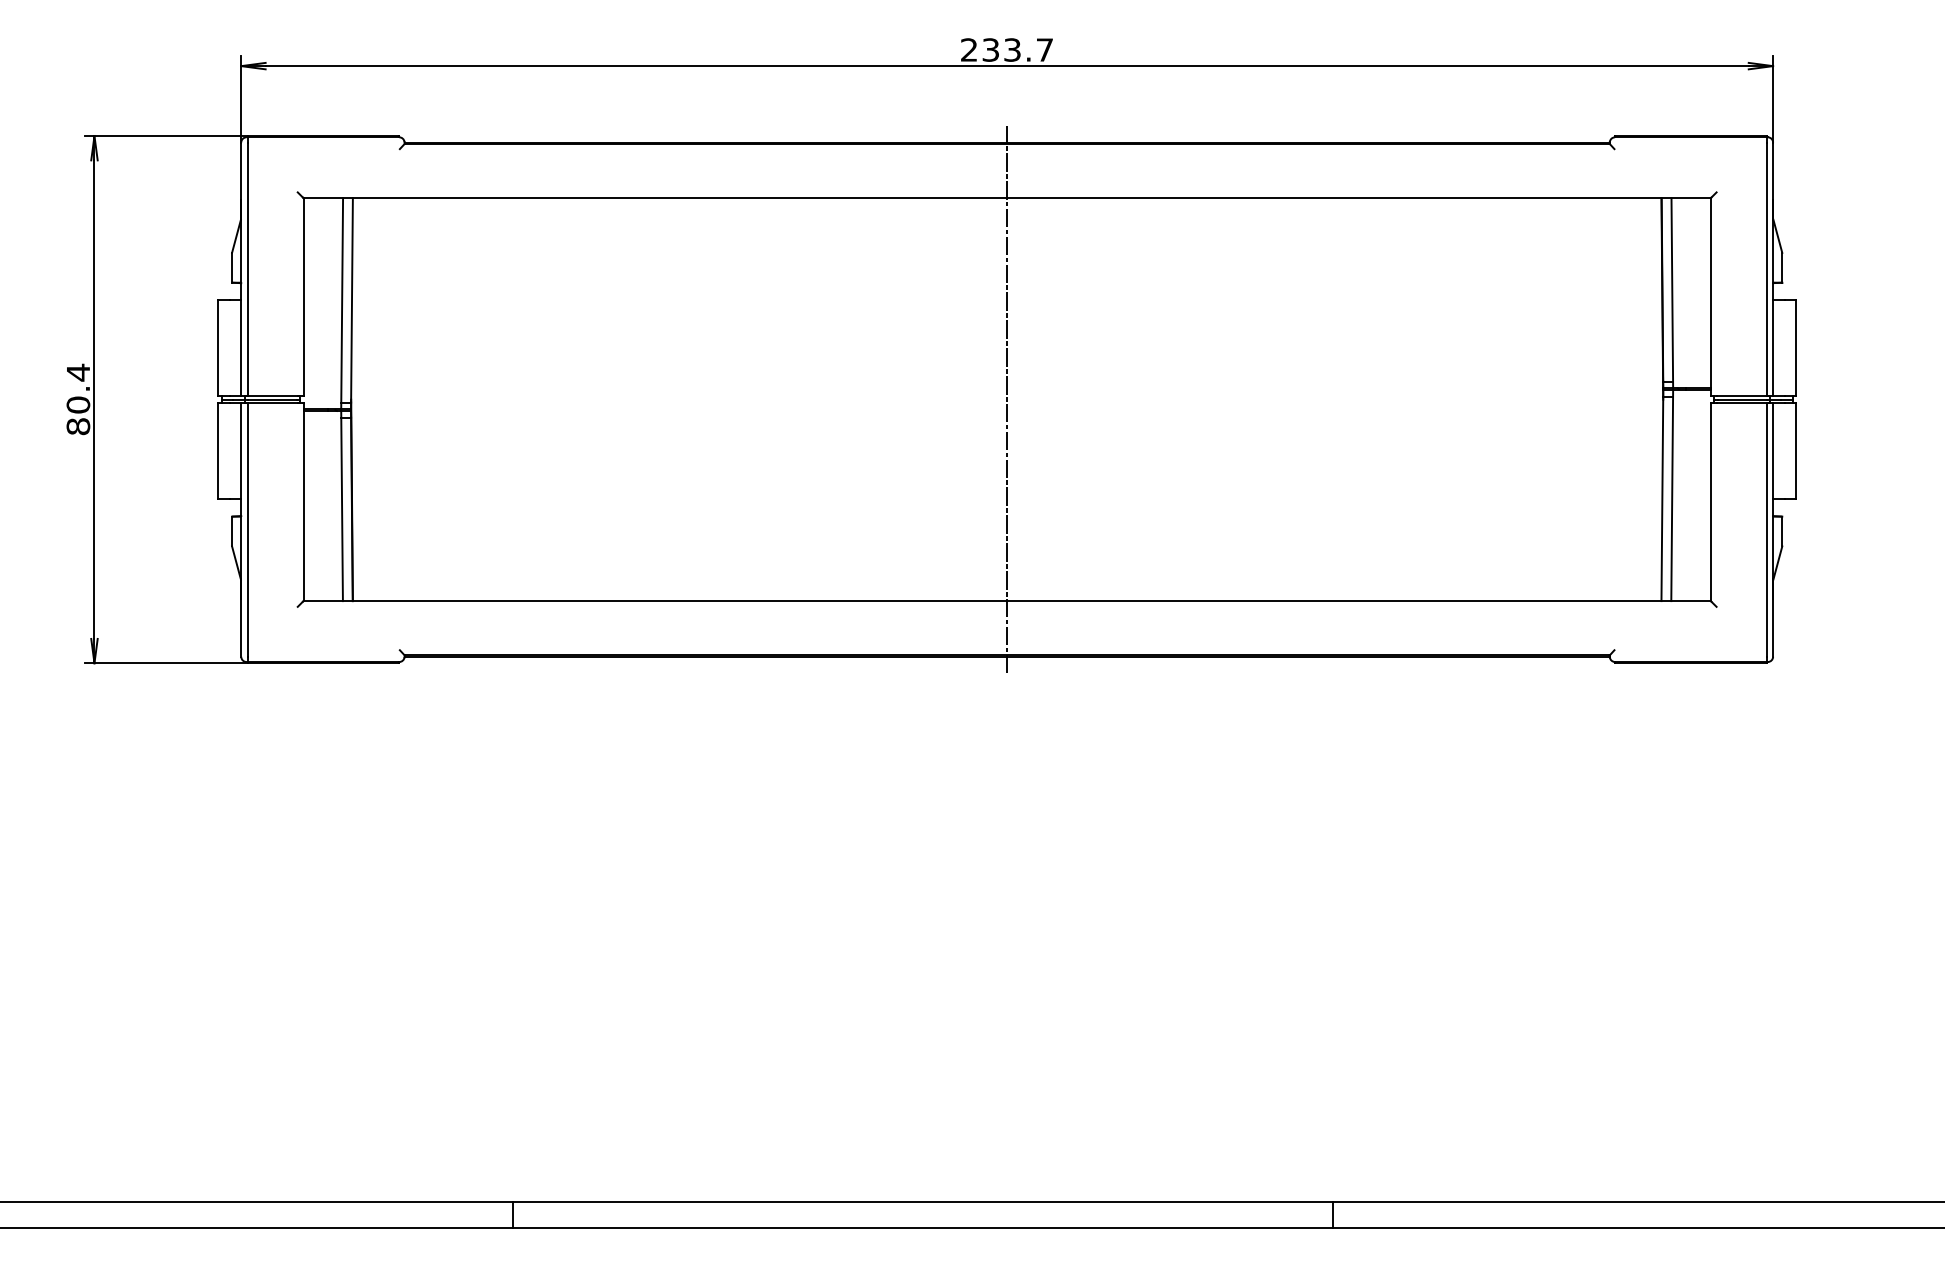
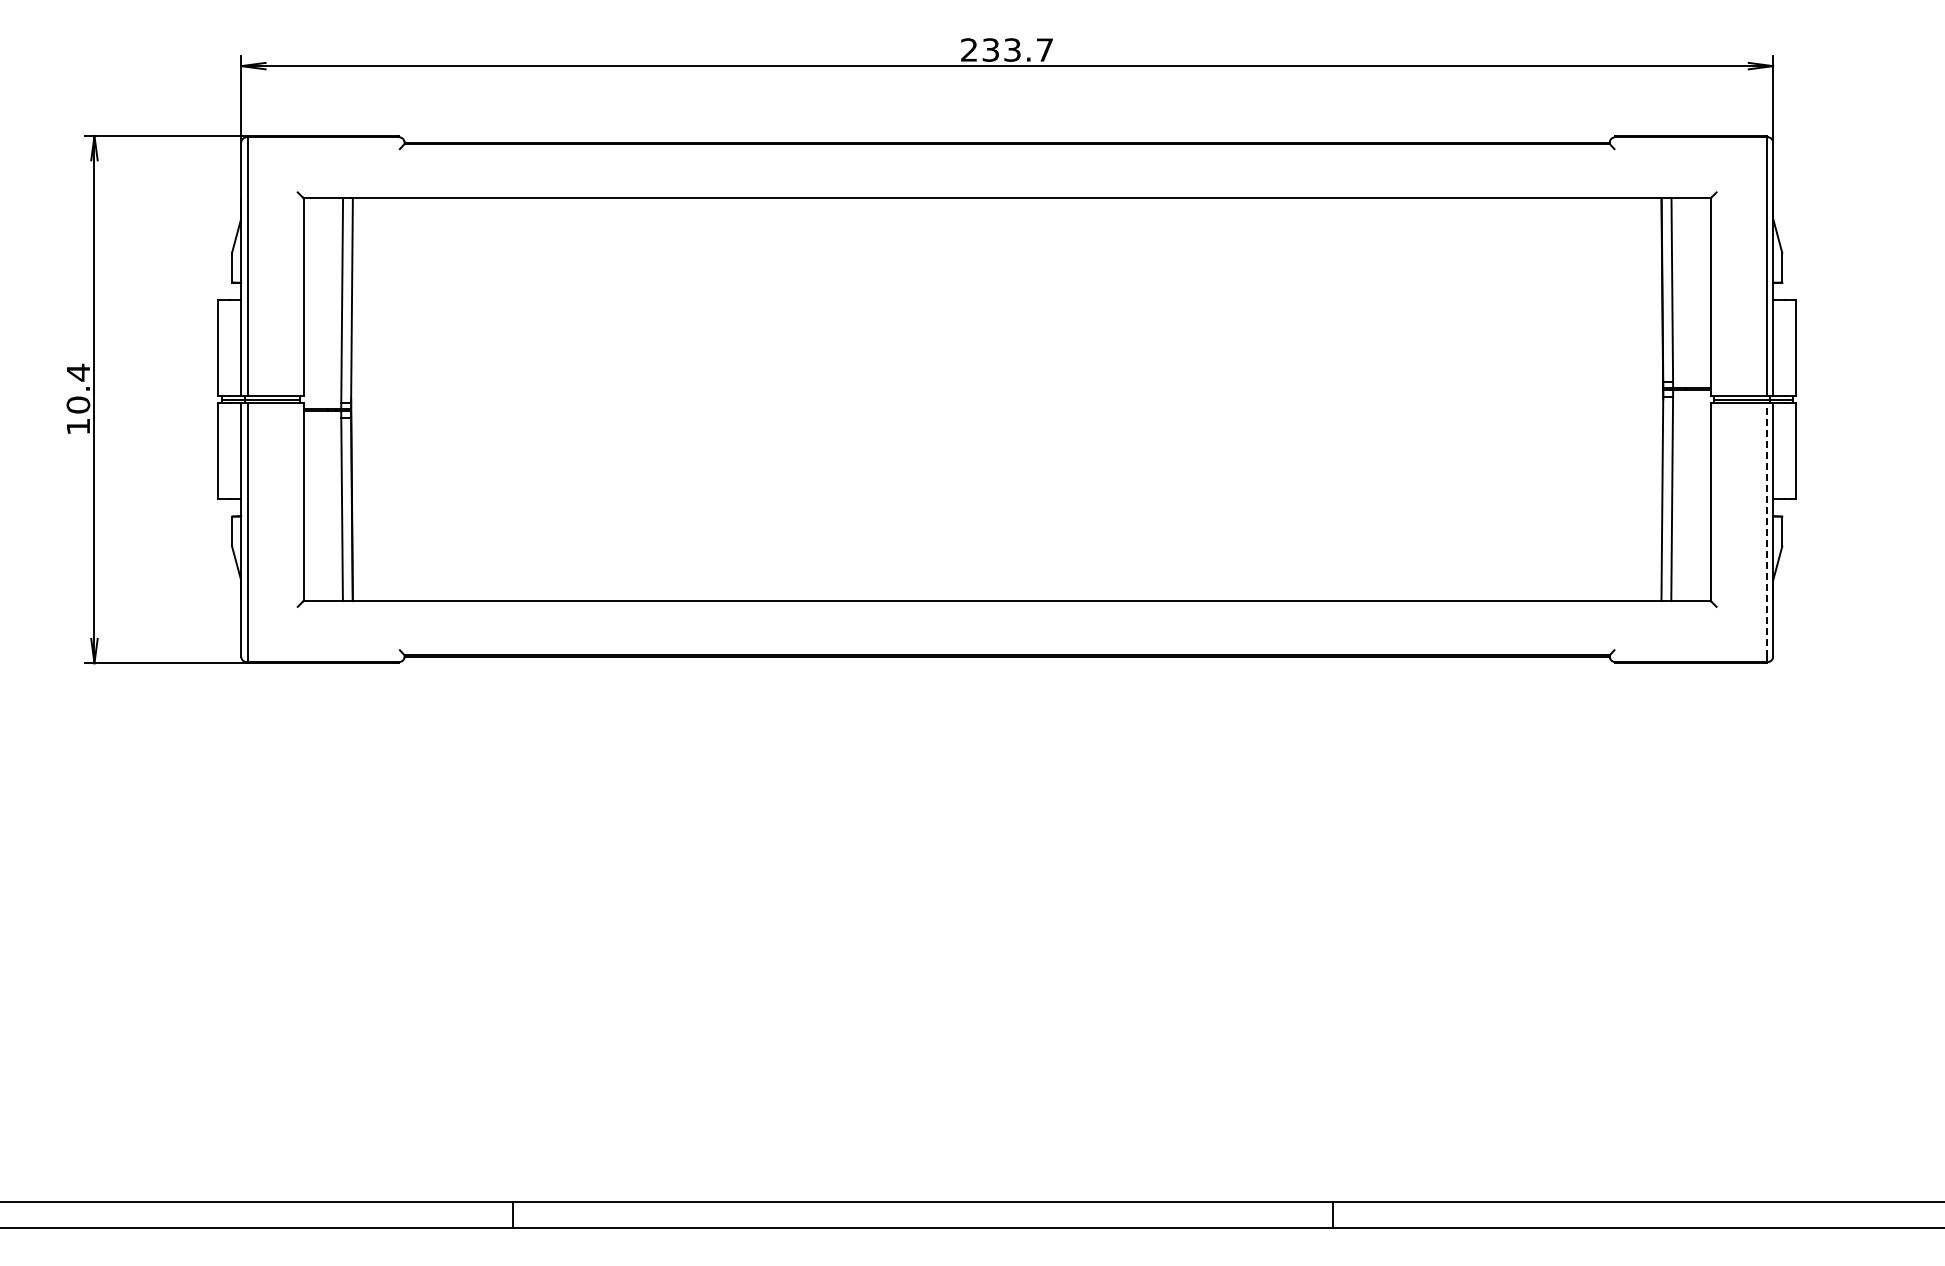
line: present -> none (1007, 399)
text: 80.4 -> 10.4 (78, 426)
line: solid -> dashed (1766, 529)
